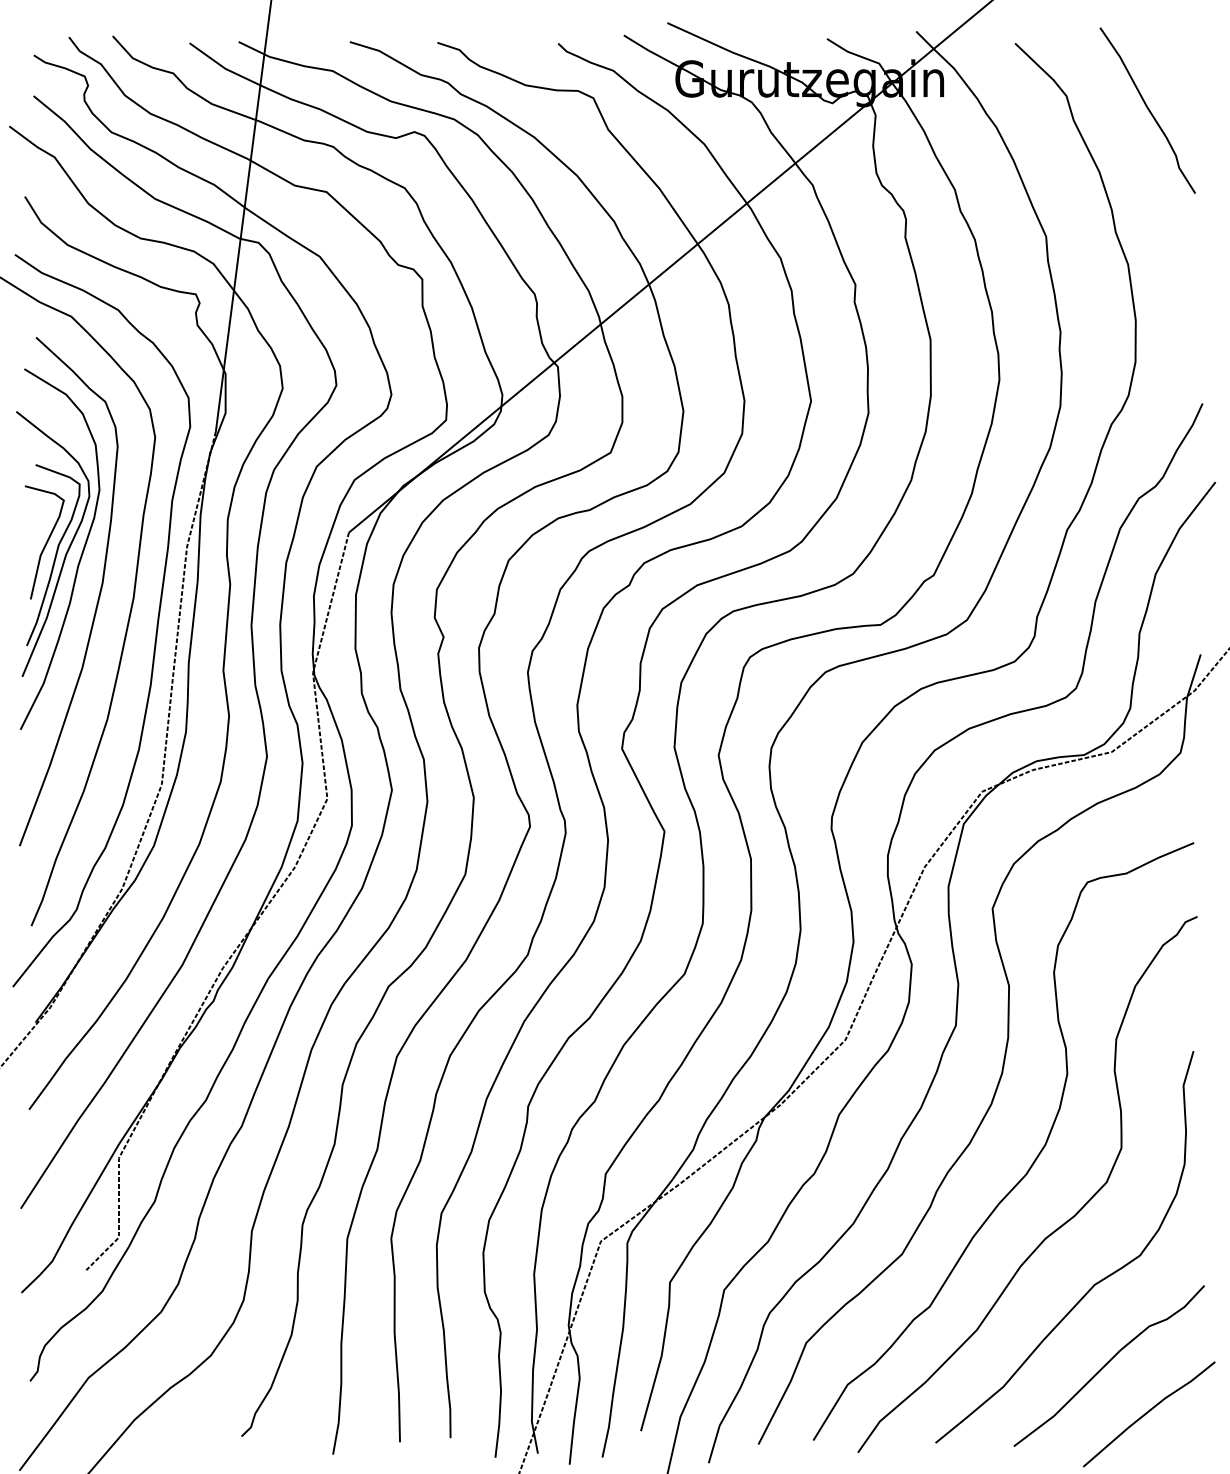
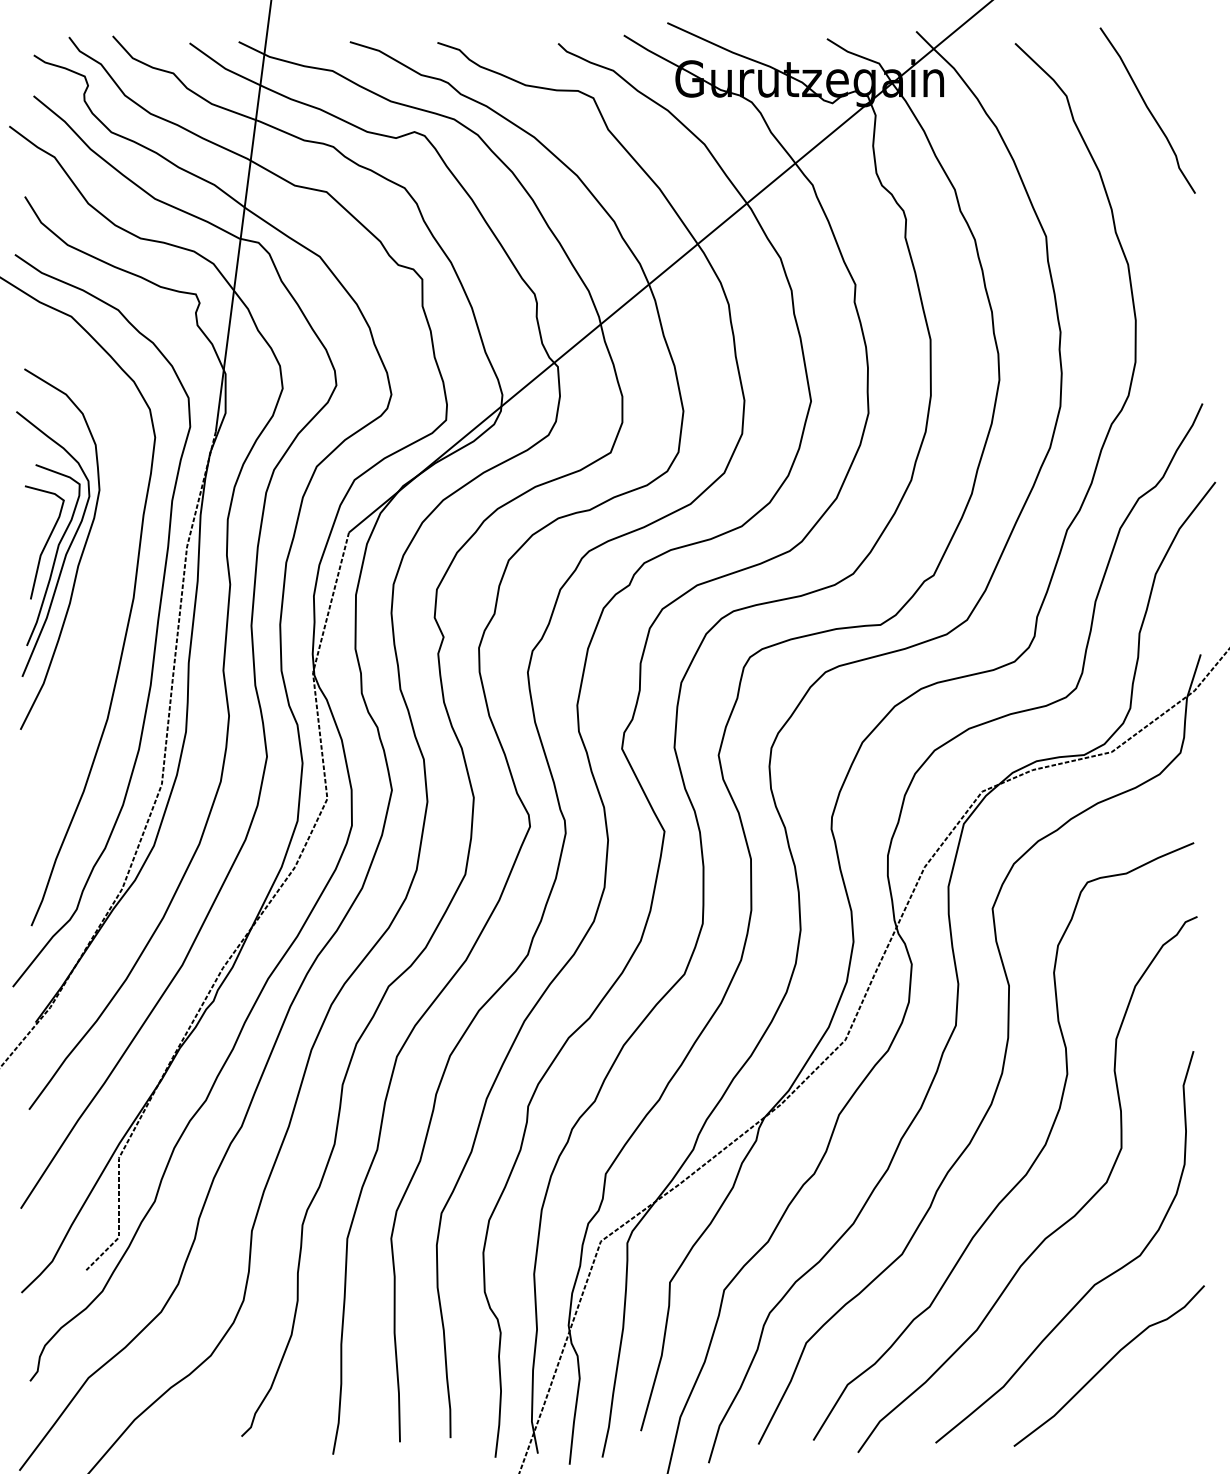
part: present -> none (97, 599)
line: present -> none (1149, 1412)
